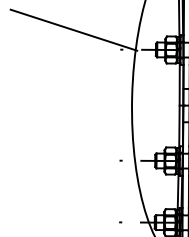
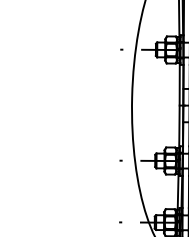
line: present -> none (73, 29)
